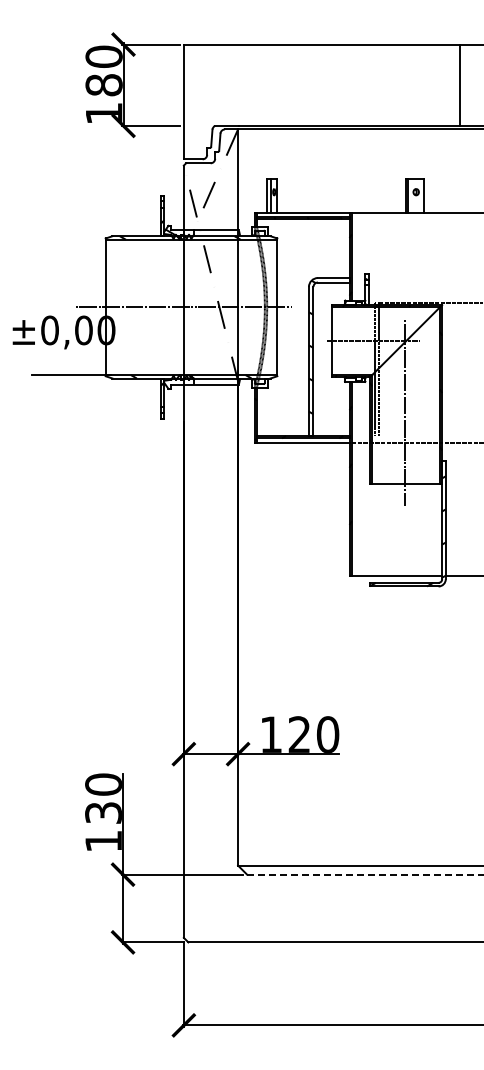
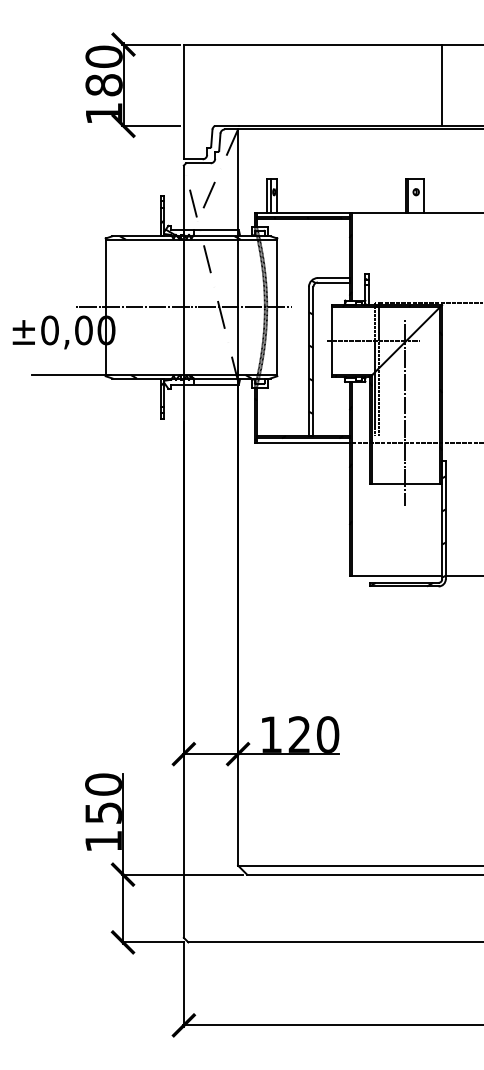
line position: (460, 84) -> (442, 84) (442, 84)
text: 130 -> 150 (103, 812)
line: dashed -> solid (366, 874)
